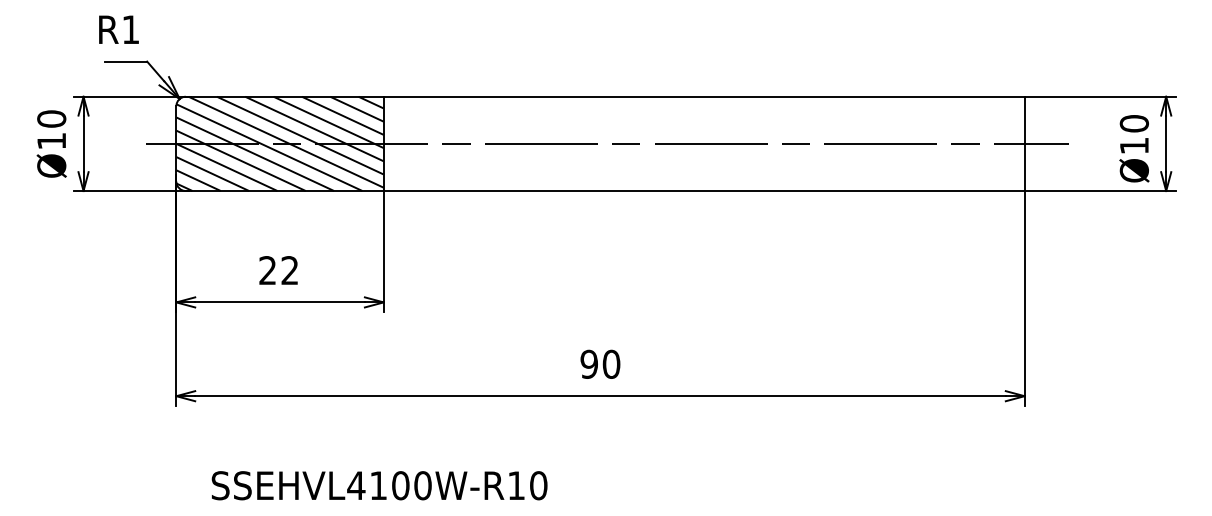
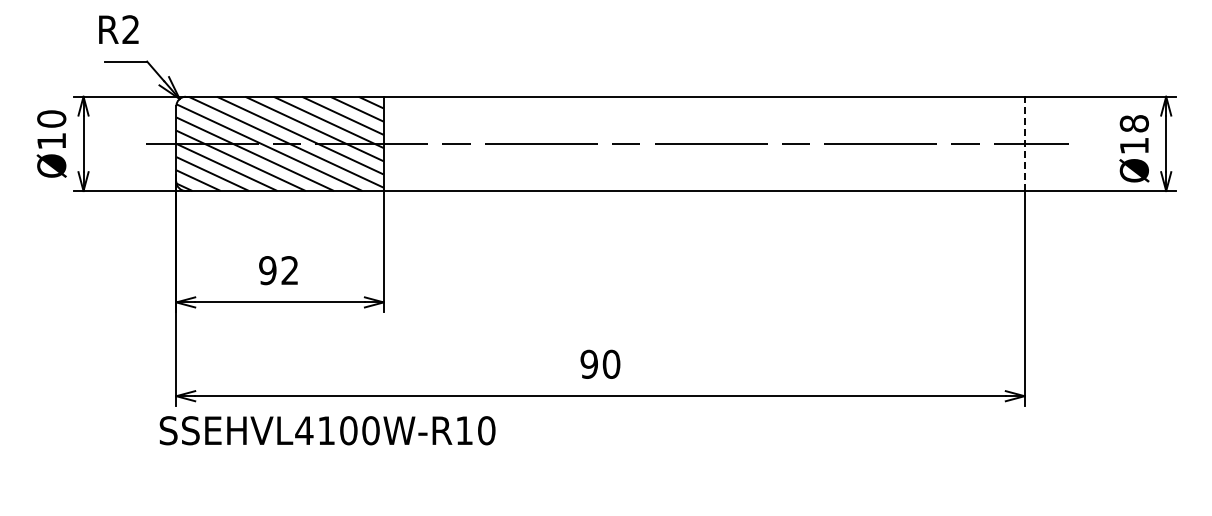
text: R1 -> R2 (130, 29)
text: Ø10 -> Ø18 (1134, 123)
line: solid -> dashed (1024, 143)
text: 22 -> 92 (267, 270)
text position: (379, 485) -> (327, 430) (327, 430)
